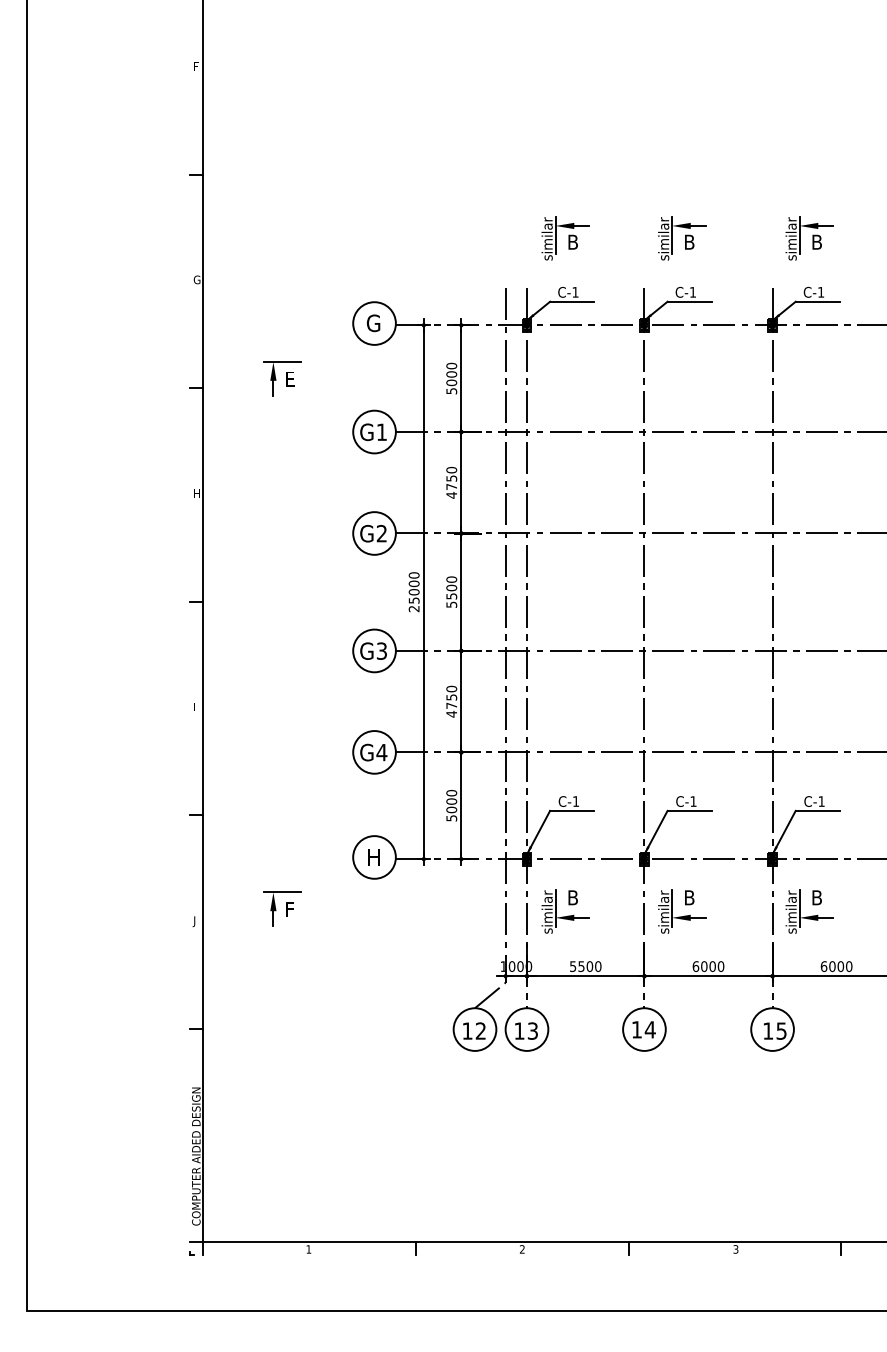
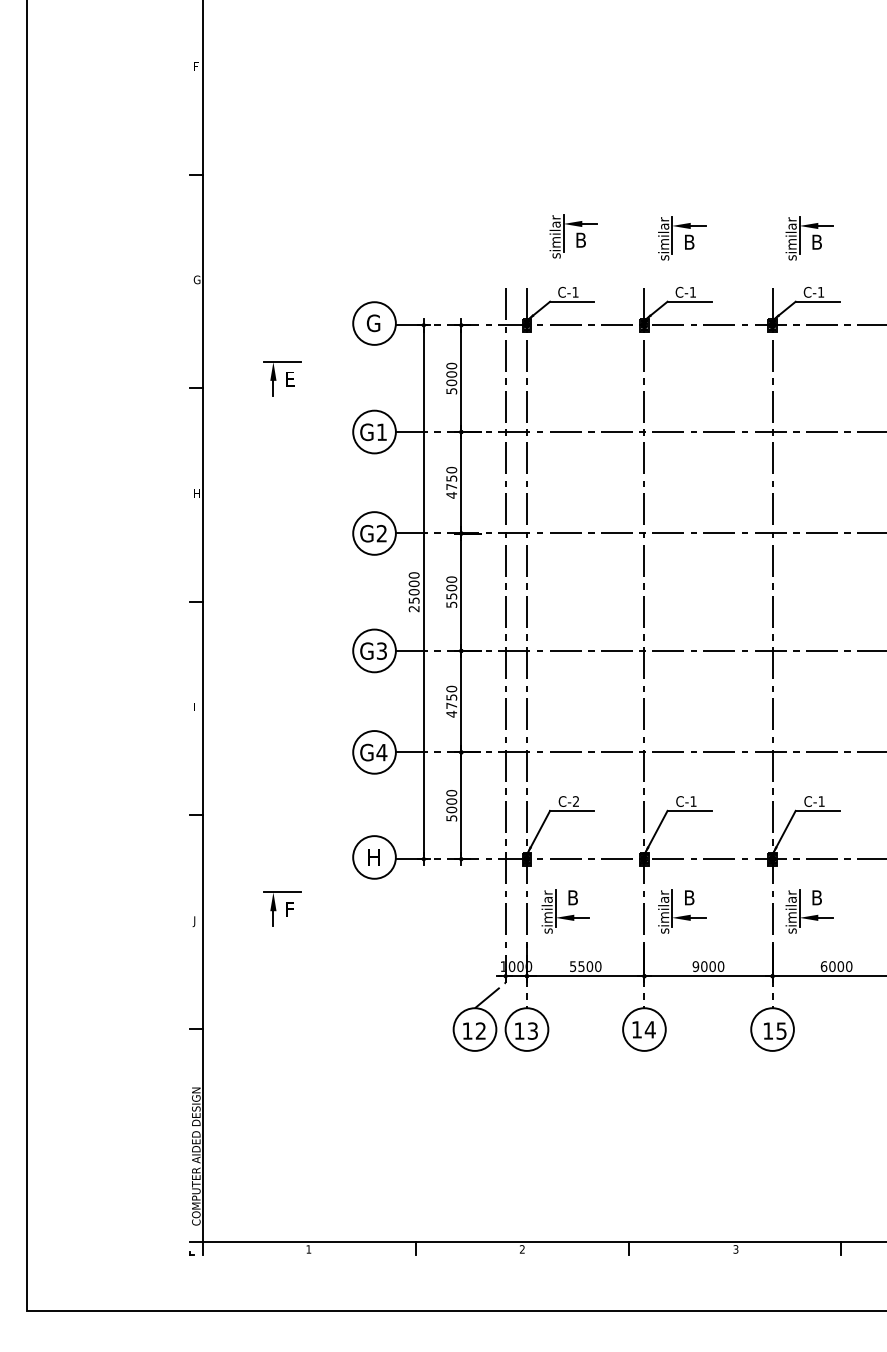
part position: (565, 238) -> (573, 236) (573, 236)
text: C-1 -> C-2 (575, 801)
text: 6000 -> 9000 (695, 966)
